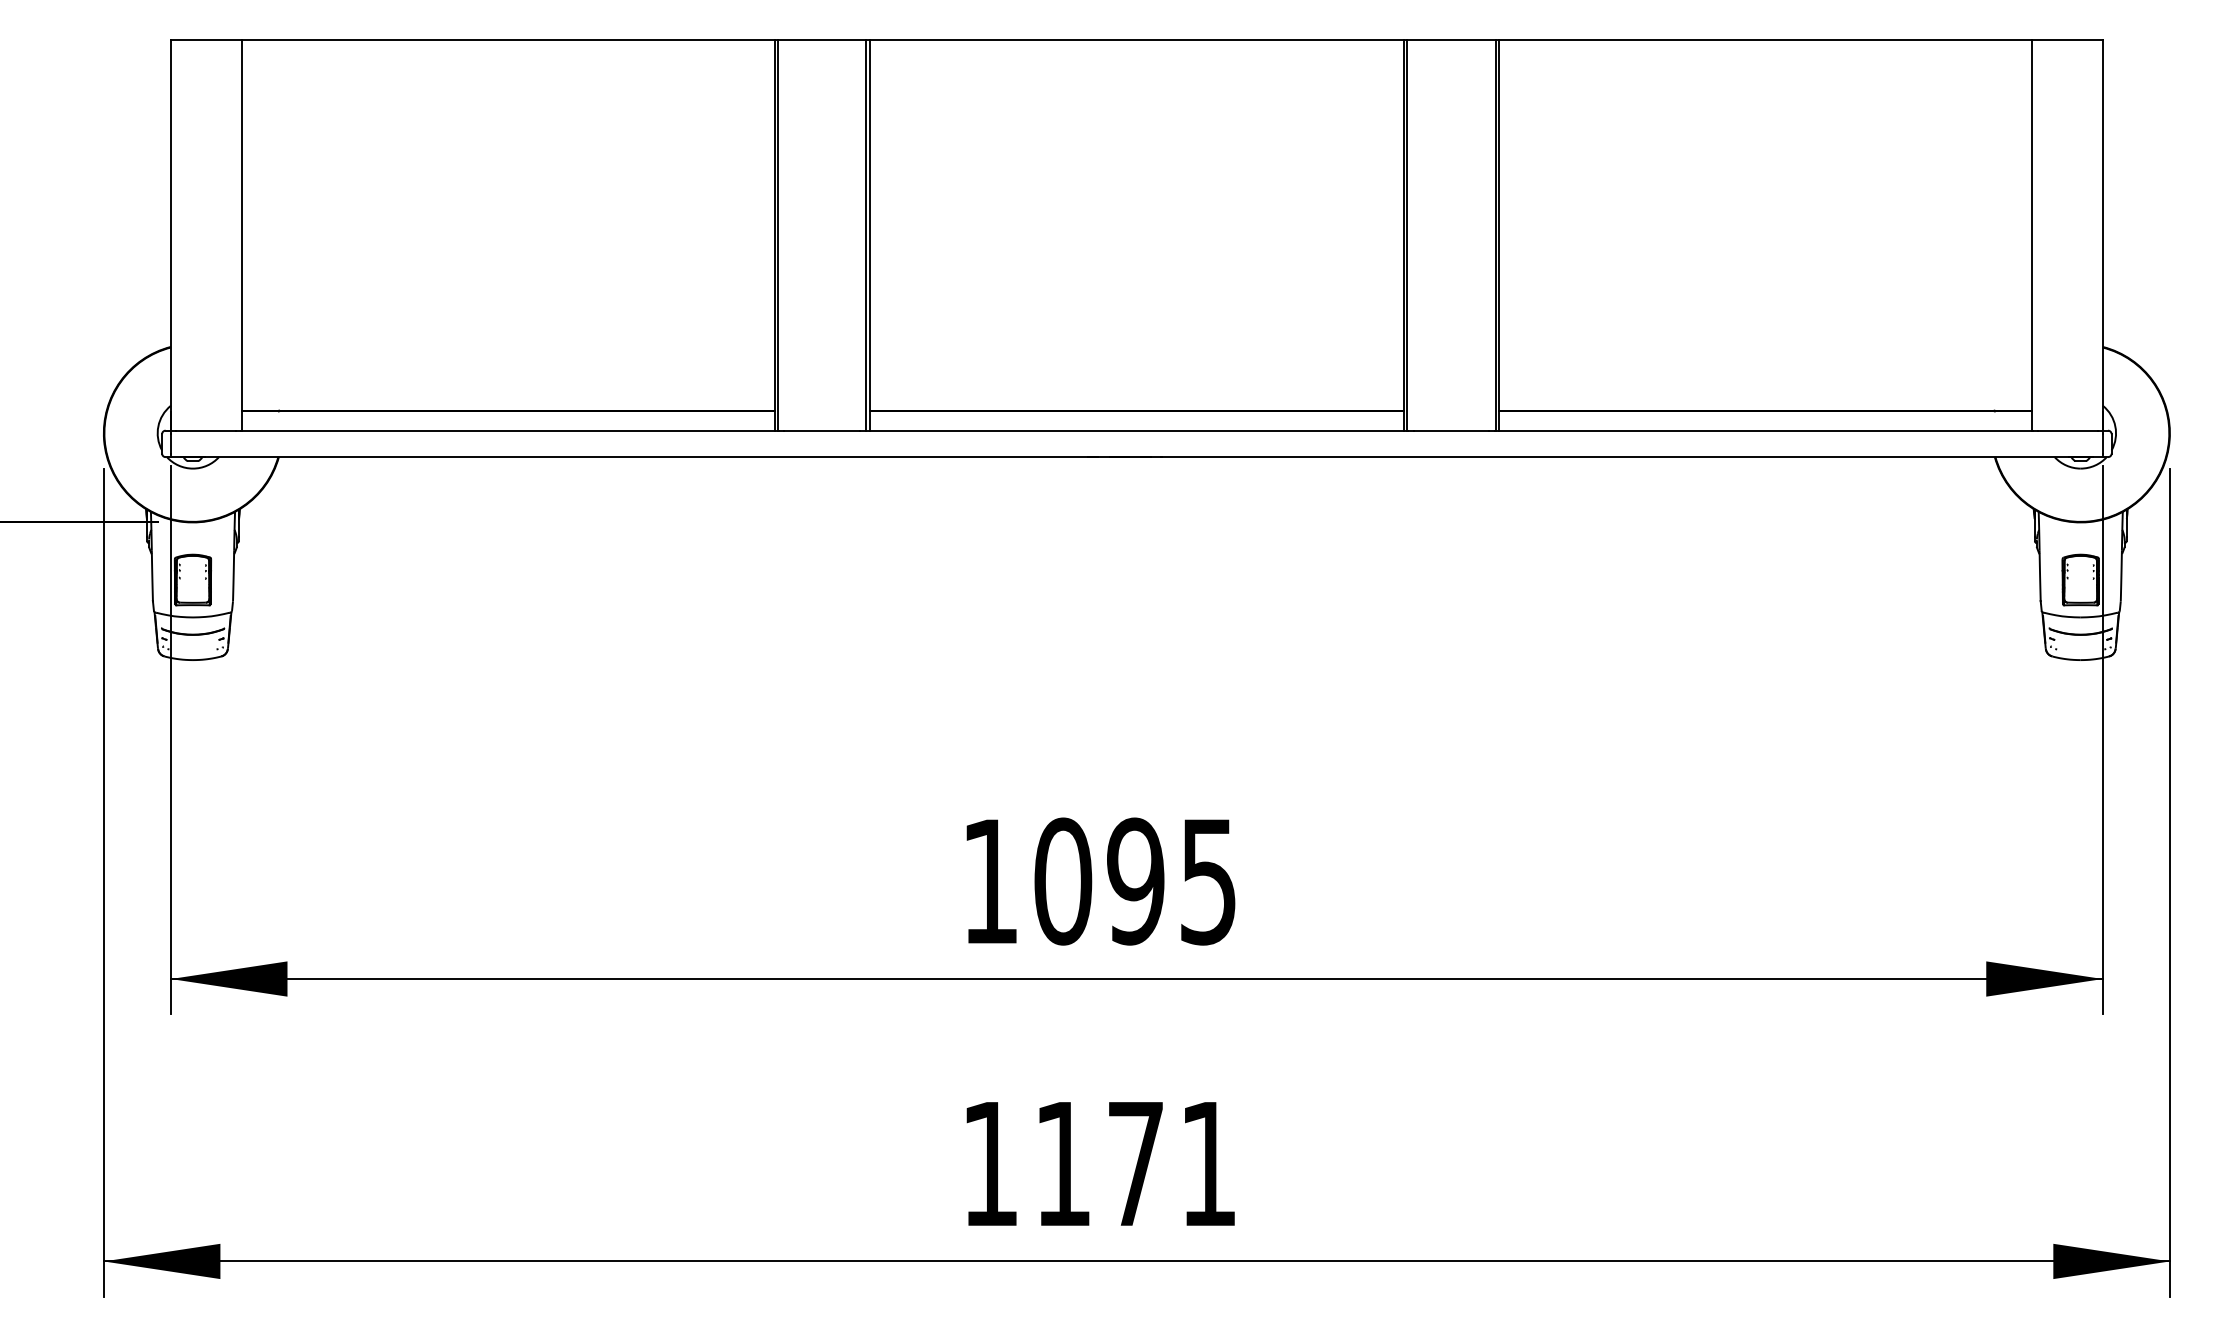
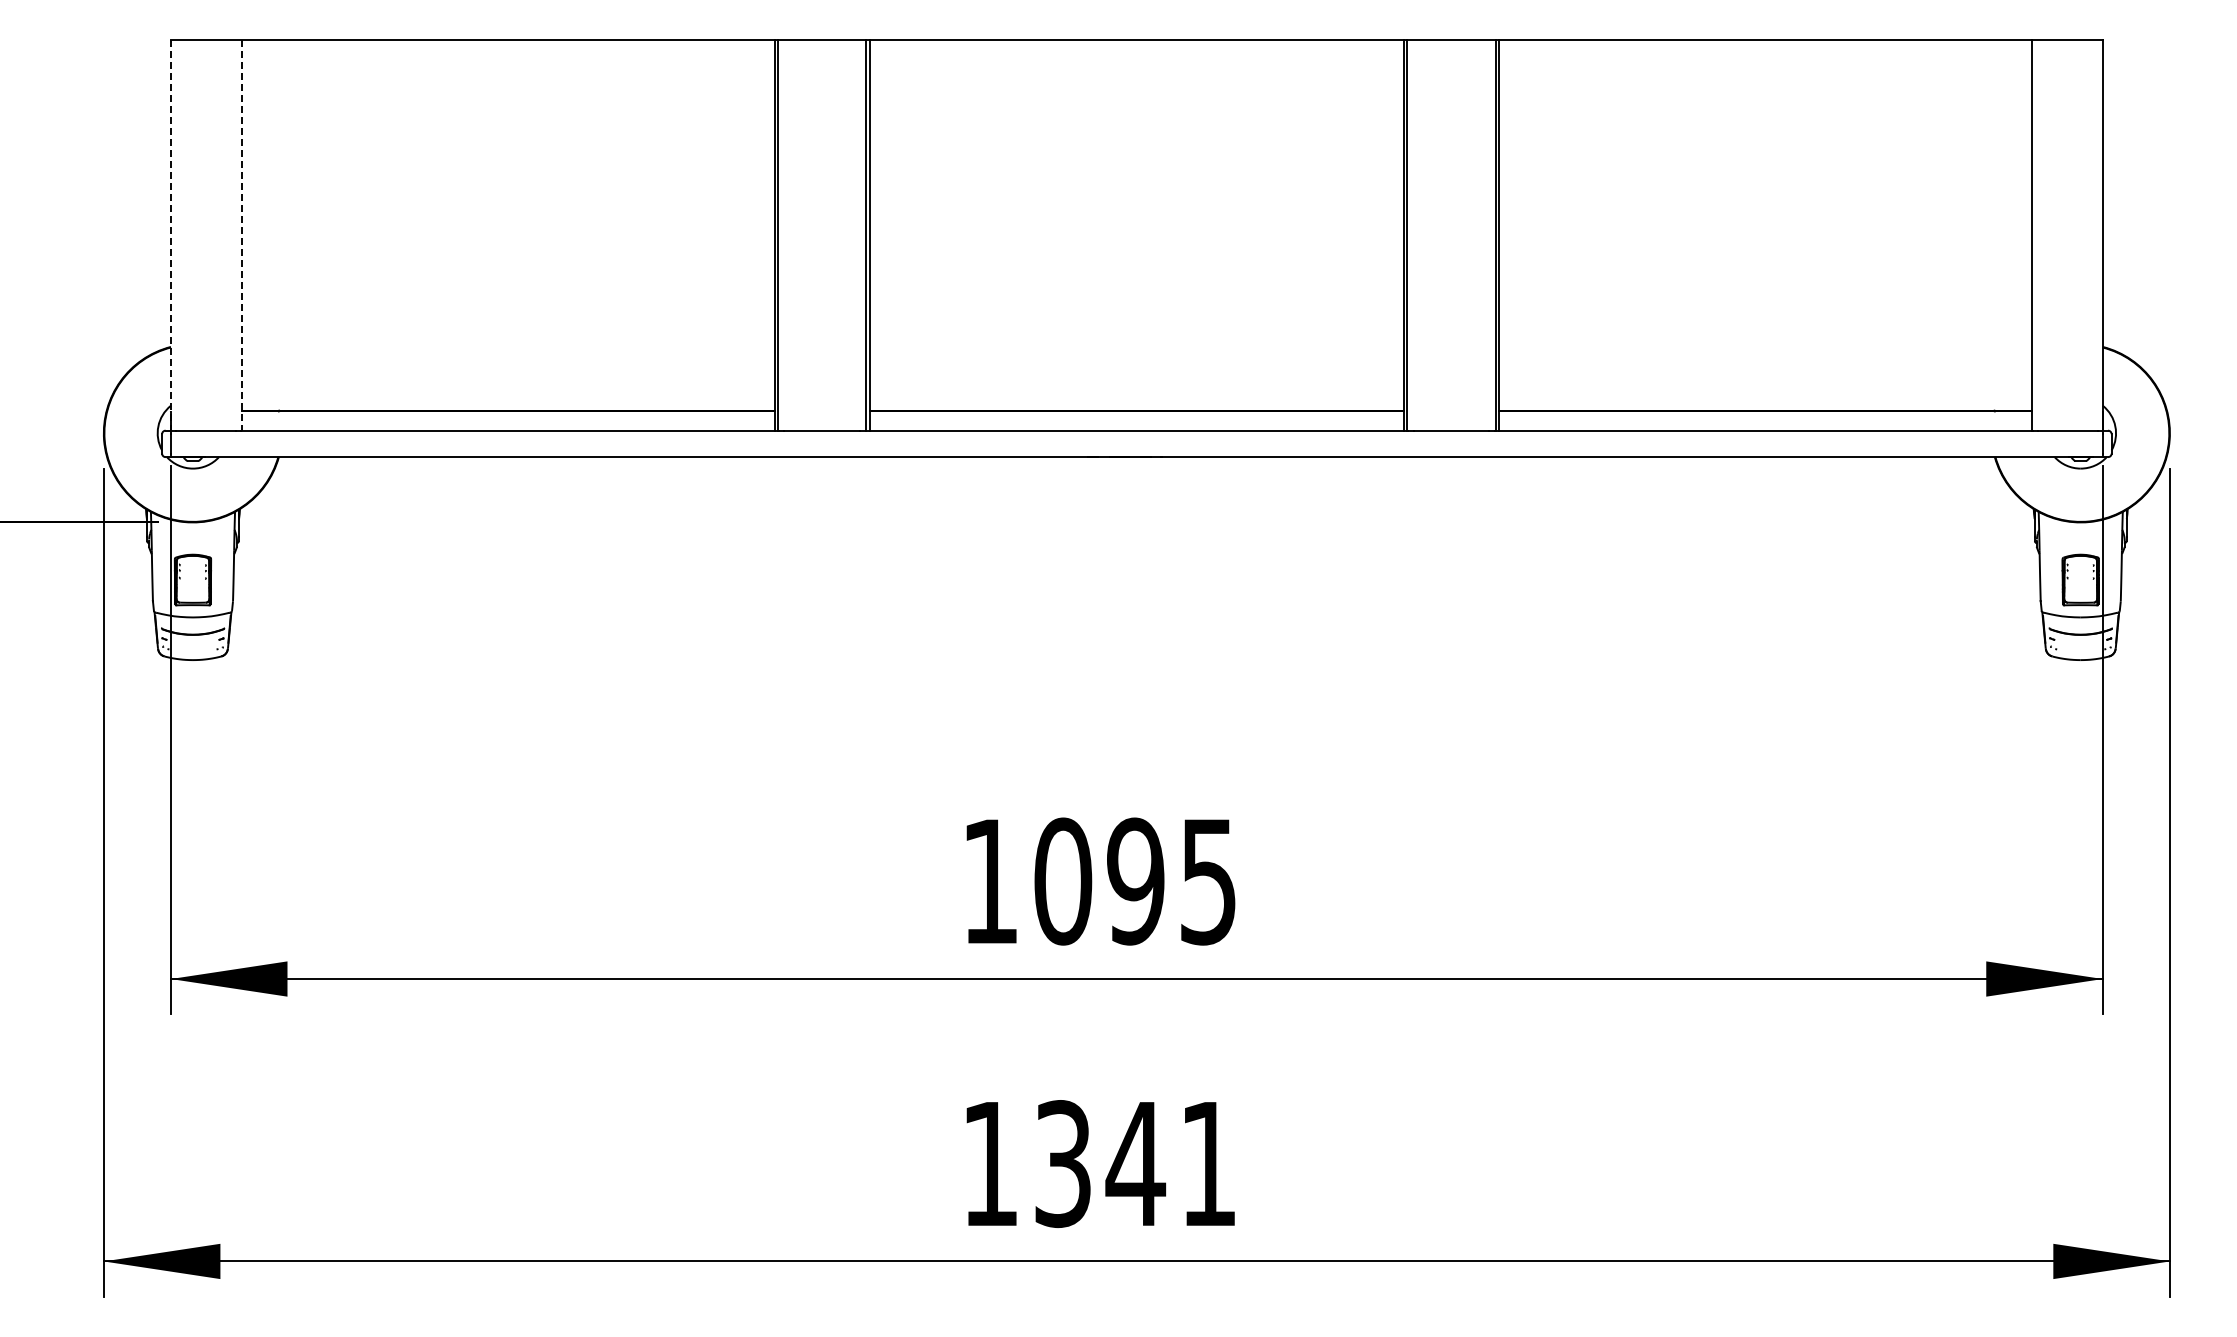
line: solid -> dashed (170, 235)
line: solid -> dashed (241, 235)
text: 1171 -> 1341 (1100, 1164)
